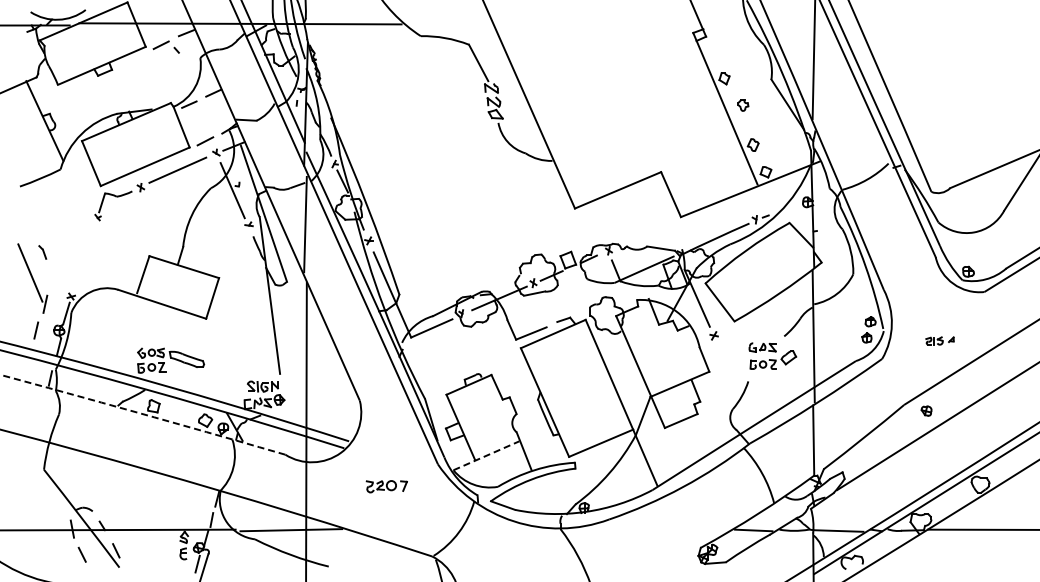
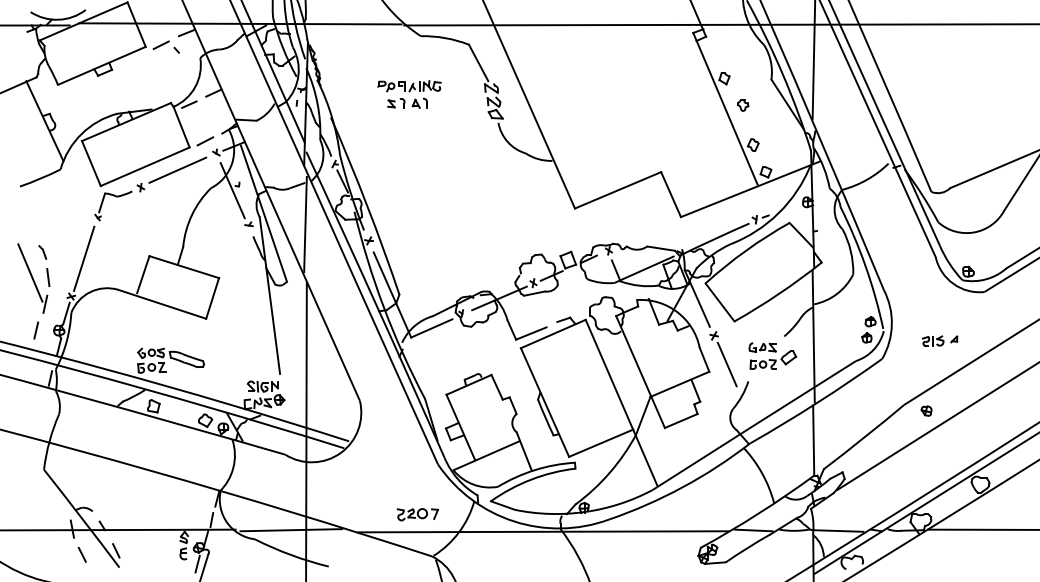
line: none -> present (720, 24)
part: none -> present (409, 94)
line: none -> present (84, 258)
line: none -> present (48, 277)
part size: 30x10 px -> 38x12 px (939, 340)
line: none -> present (726, 364)
arc: dashed -> solid (143, 414)
line: dashed -> solid (486, 455)
part position: (386, 486) -> (417, 514) (417, 514)
line: none -> present (543, 531)
